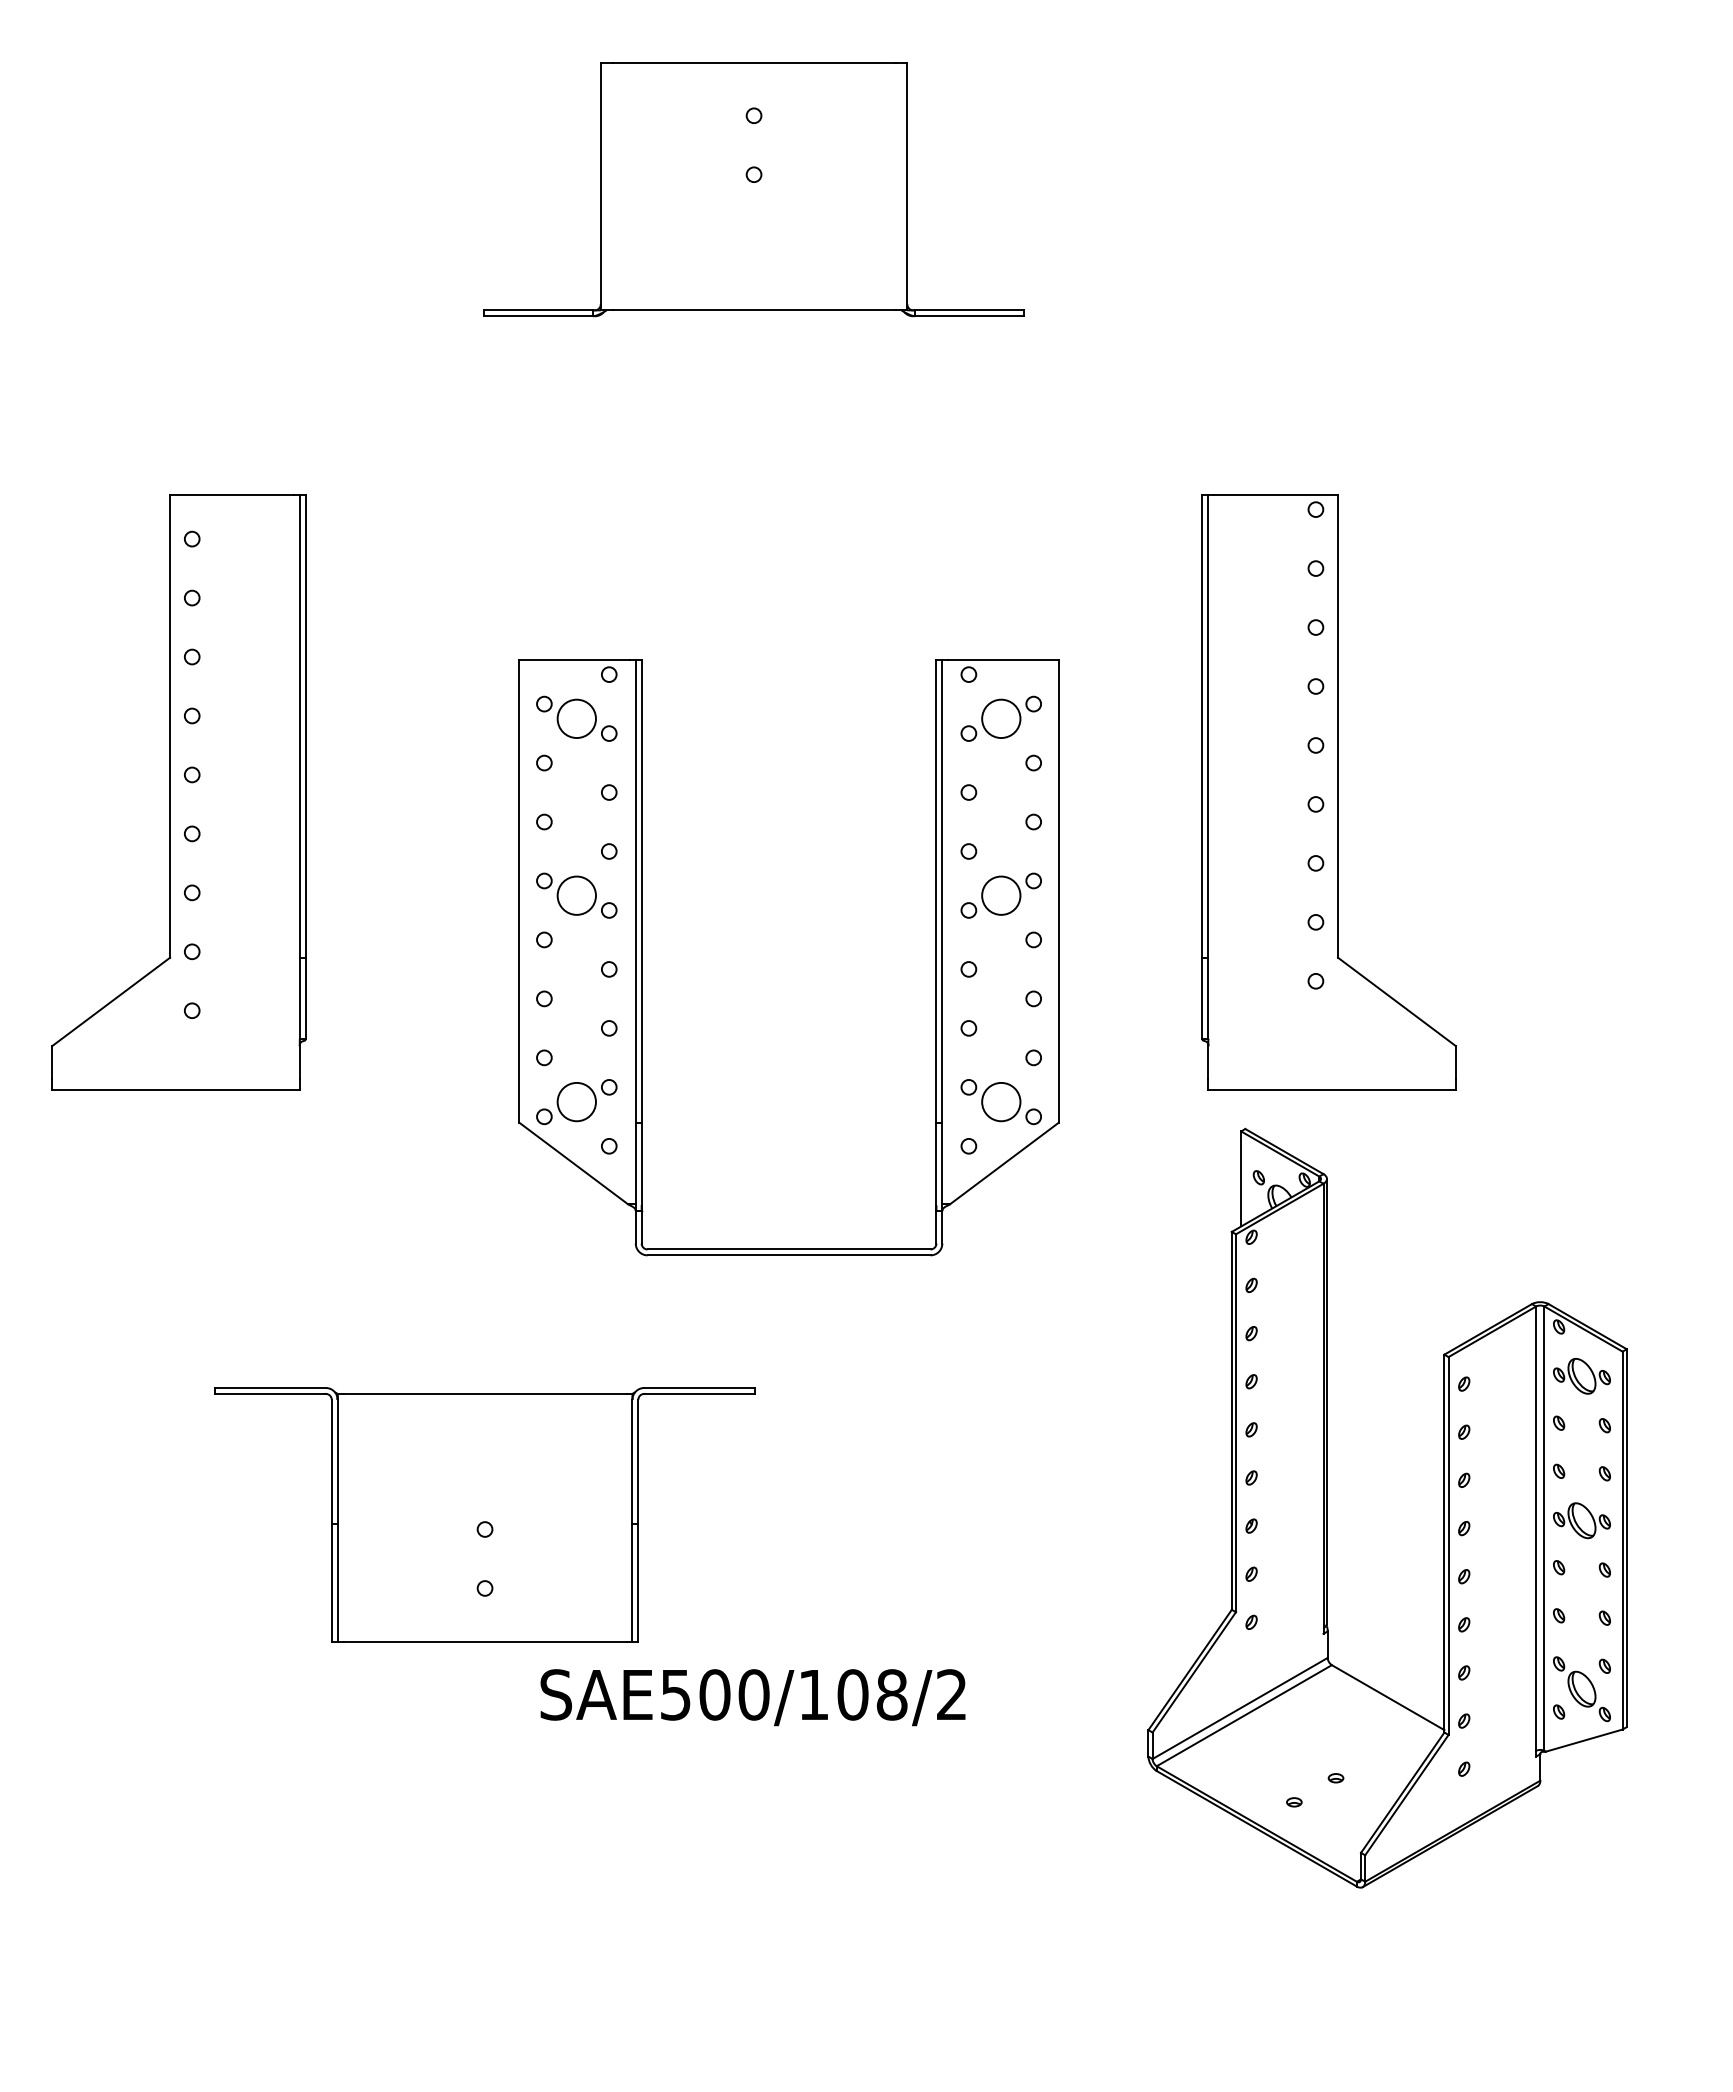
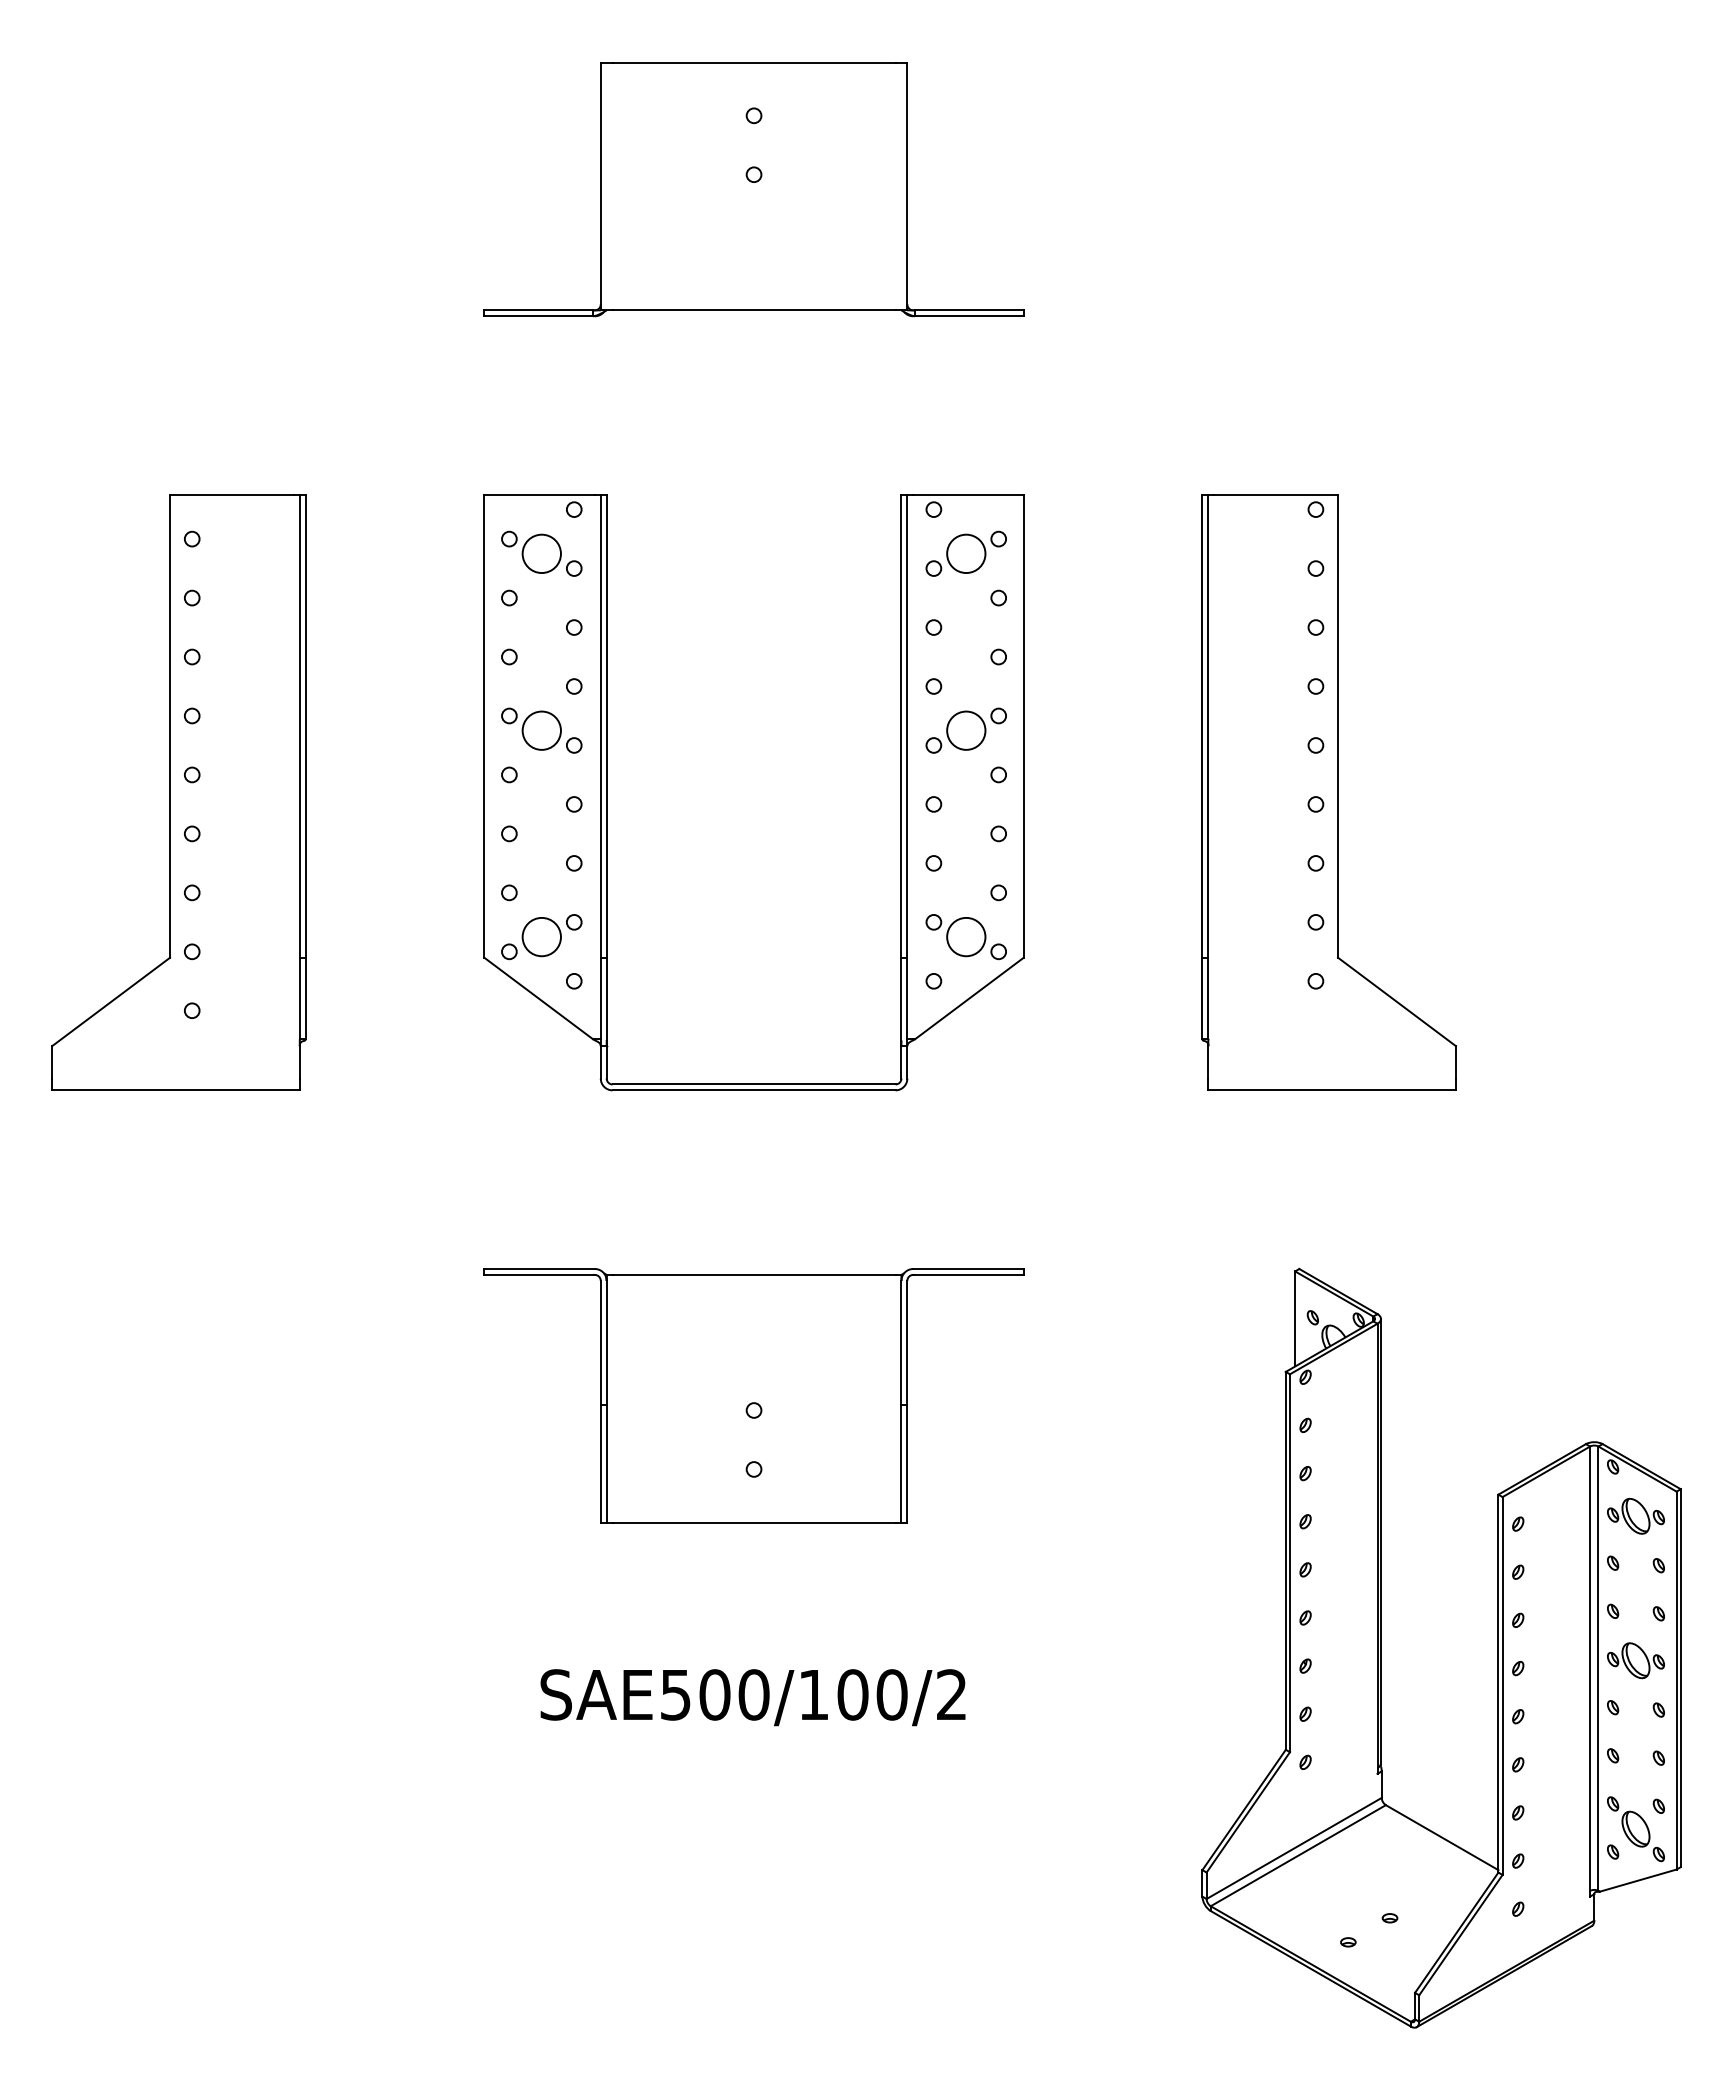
part position: (642, 957) -> (607, 792) (607, 792)
part position: (1443, 1507) -> (1497, 1647) (1497, 1647)
part position: (484, 1514) -> (753, 1395) (753, 1395)
text: SAE500/108/2 -> SAE500/100/2 (891, 1694)
